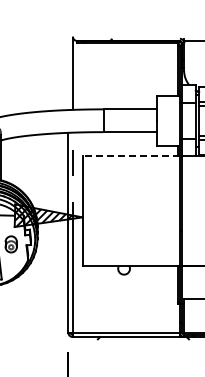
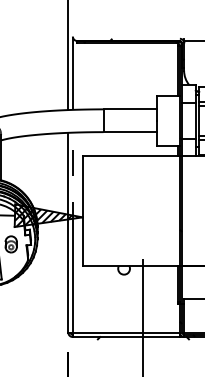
line: none -> present (68, 56)
line: dashed -> solid (131, 156)
line: none -> present (143, 315)
